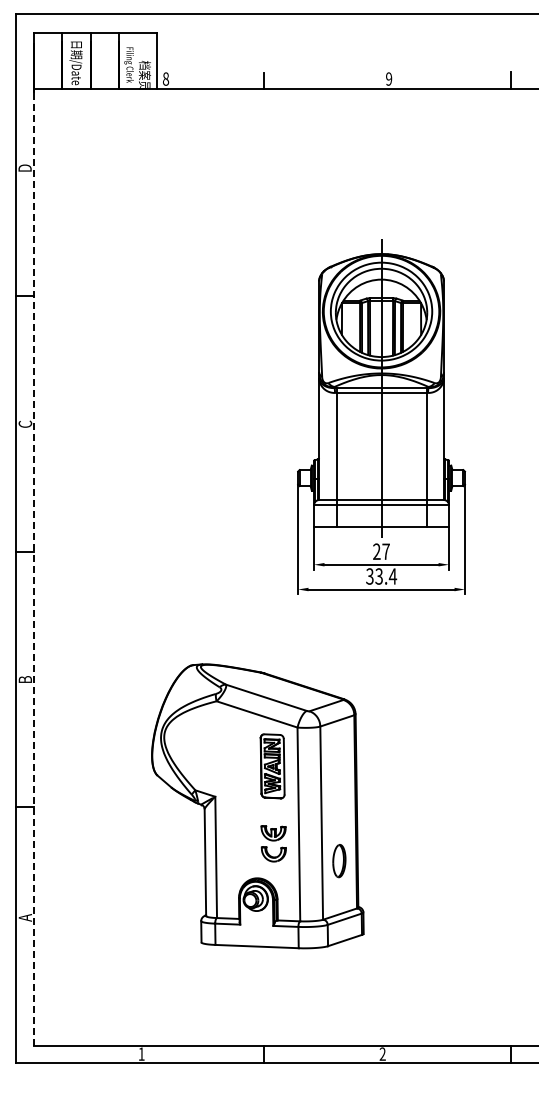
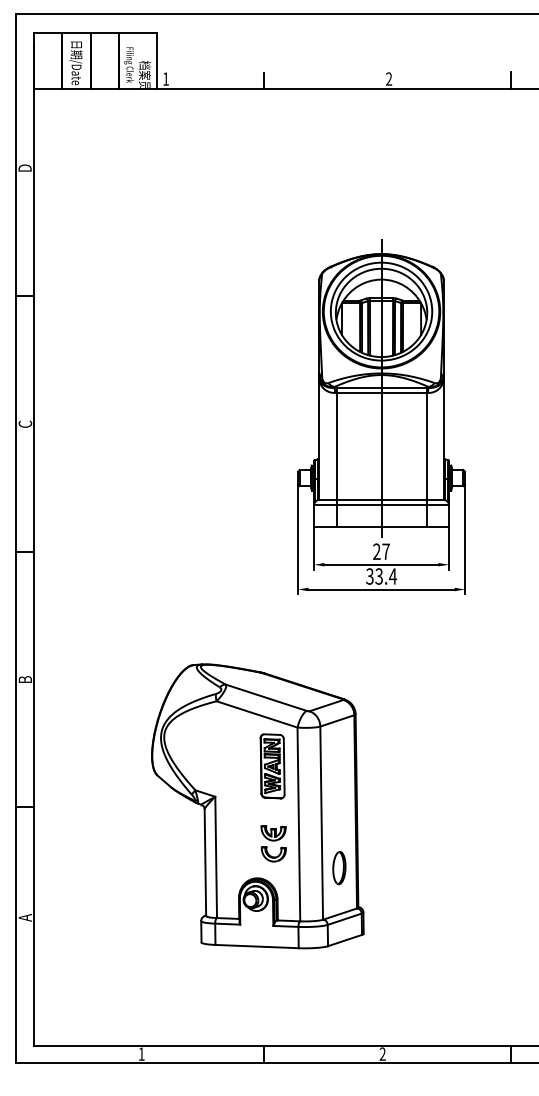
text: 8 -> 1 (166, 78)
text: 9 -> 2 (389, 79)
line: dashed -> solid (33, 568)
part position: (339, 861) -> (339, 868) (339, 868)
